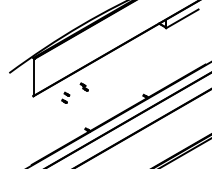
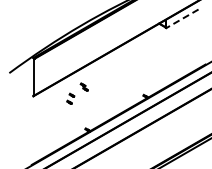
line: solid -> dashed (182, 18)
part position: (65, 97) -> (70, 98) (70, 98)
